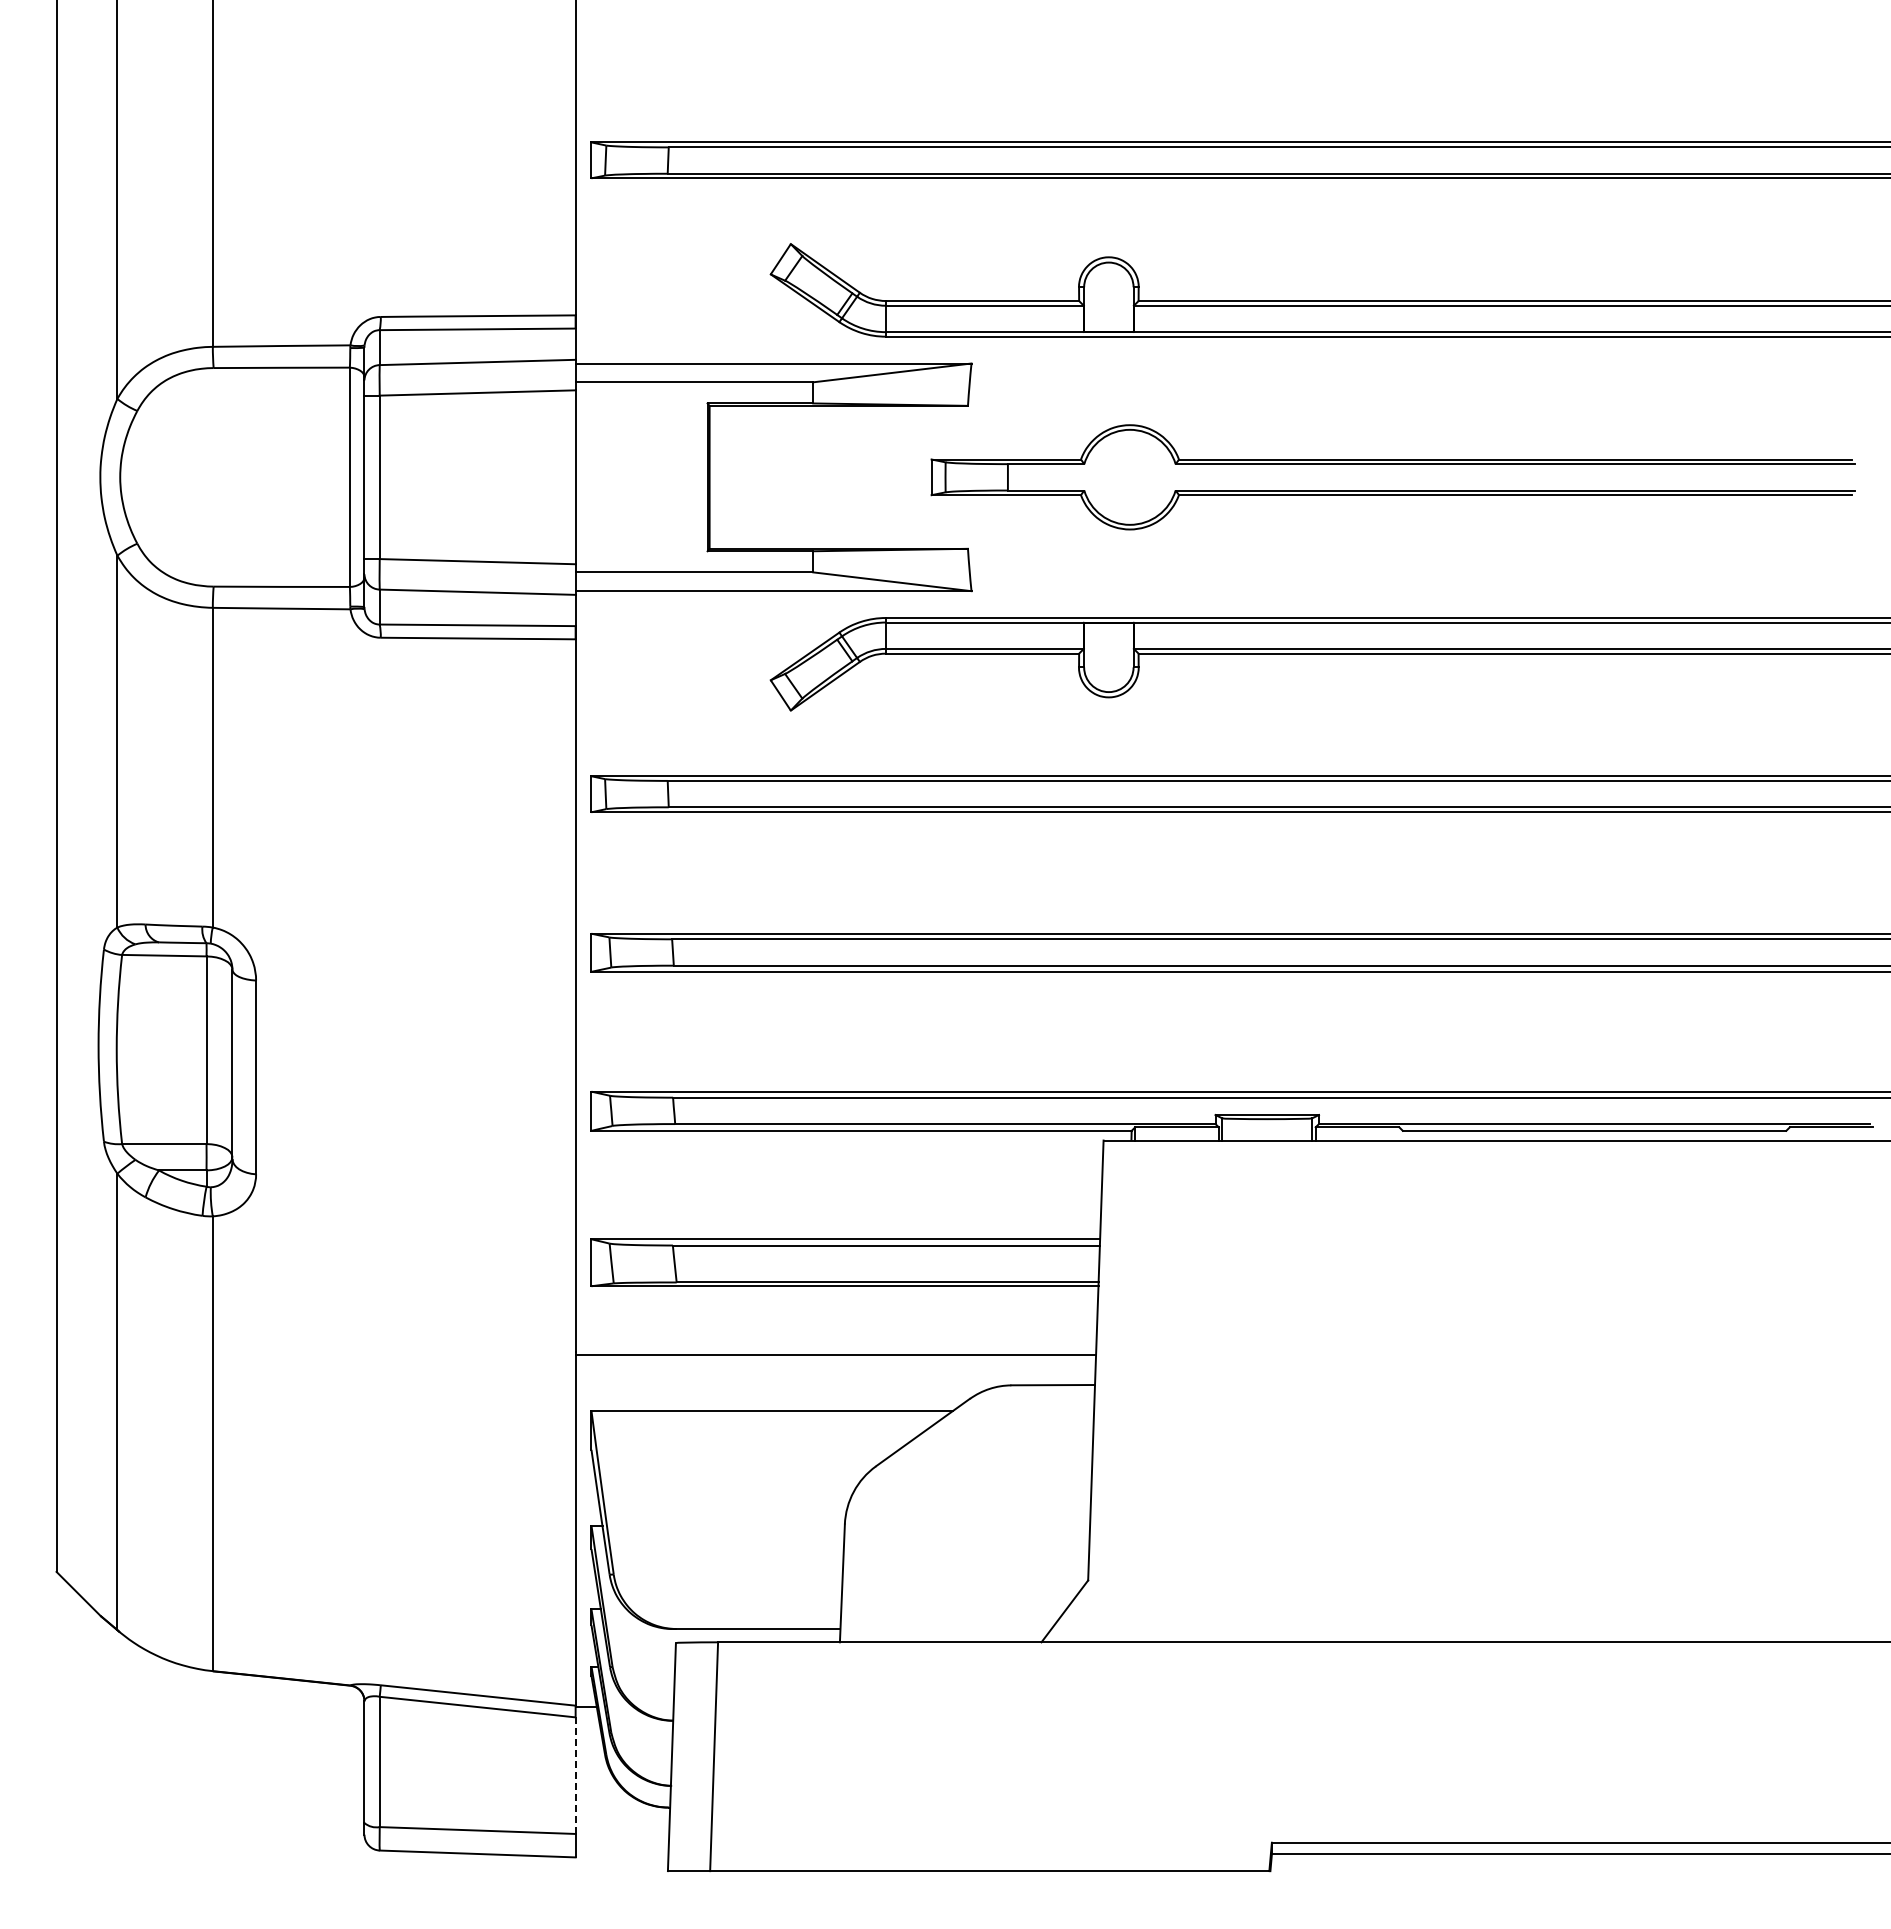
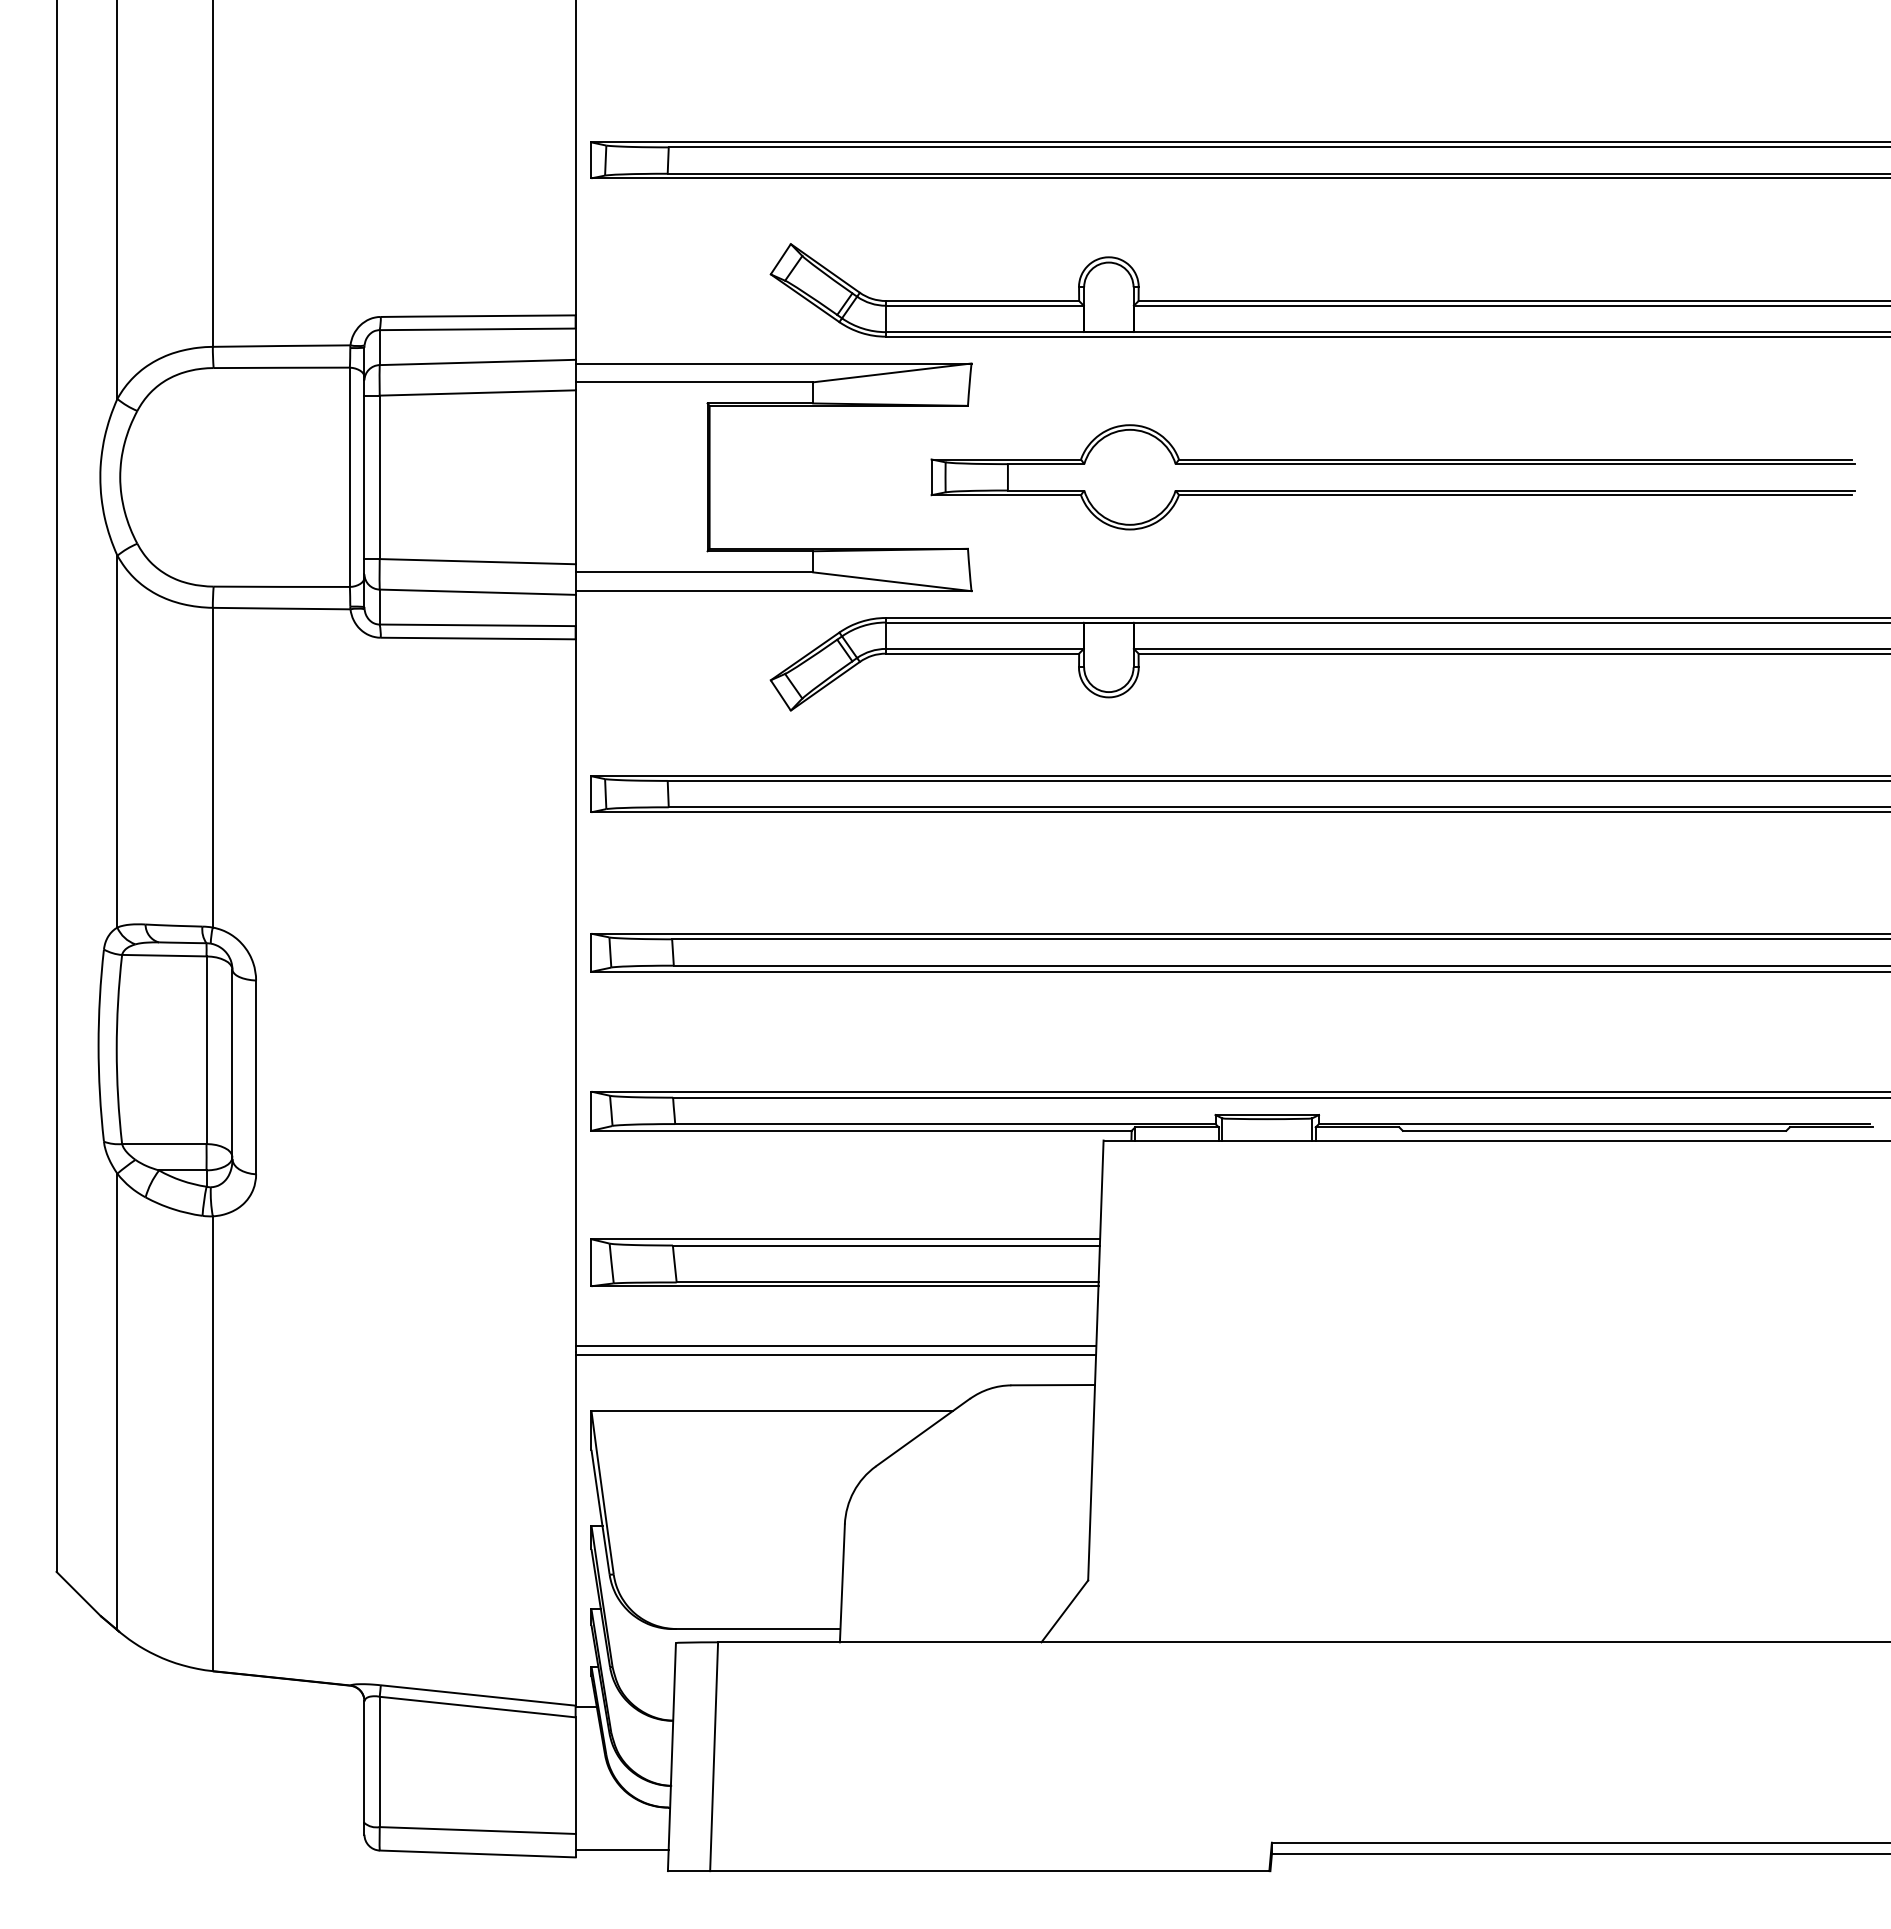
line: none -> present (835, 1346)
line: dashed -> solid (575, 1775)
line: none -> present (621, 1850)
